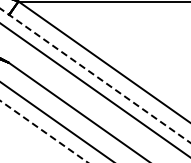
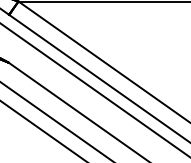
line: dashed -> solid (95, 75)
line: dashed -> solid (43, 131)
